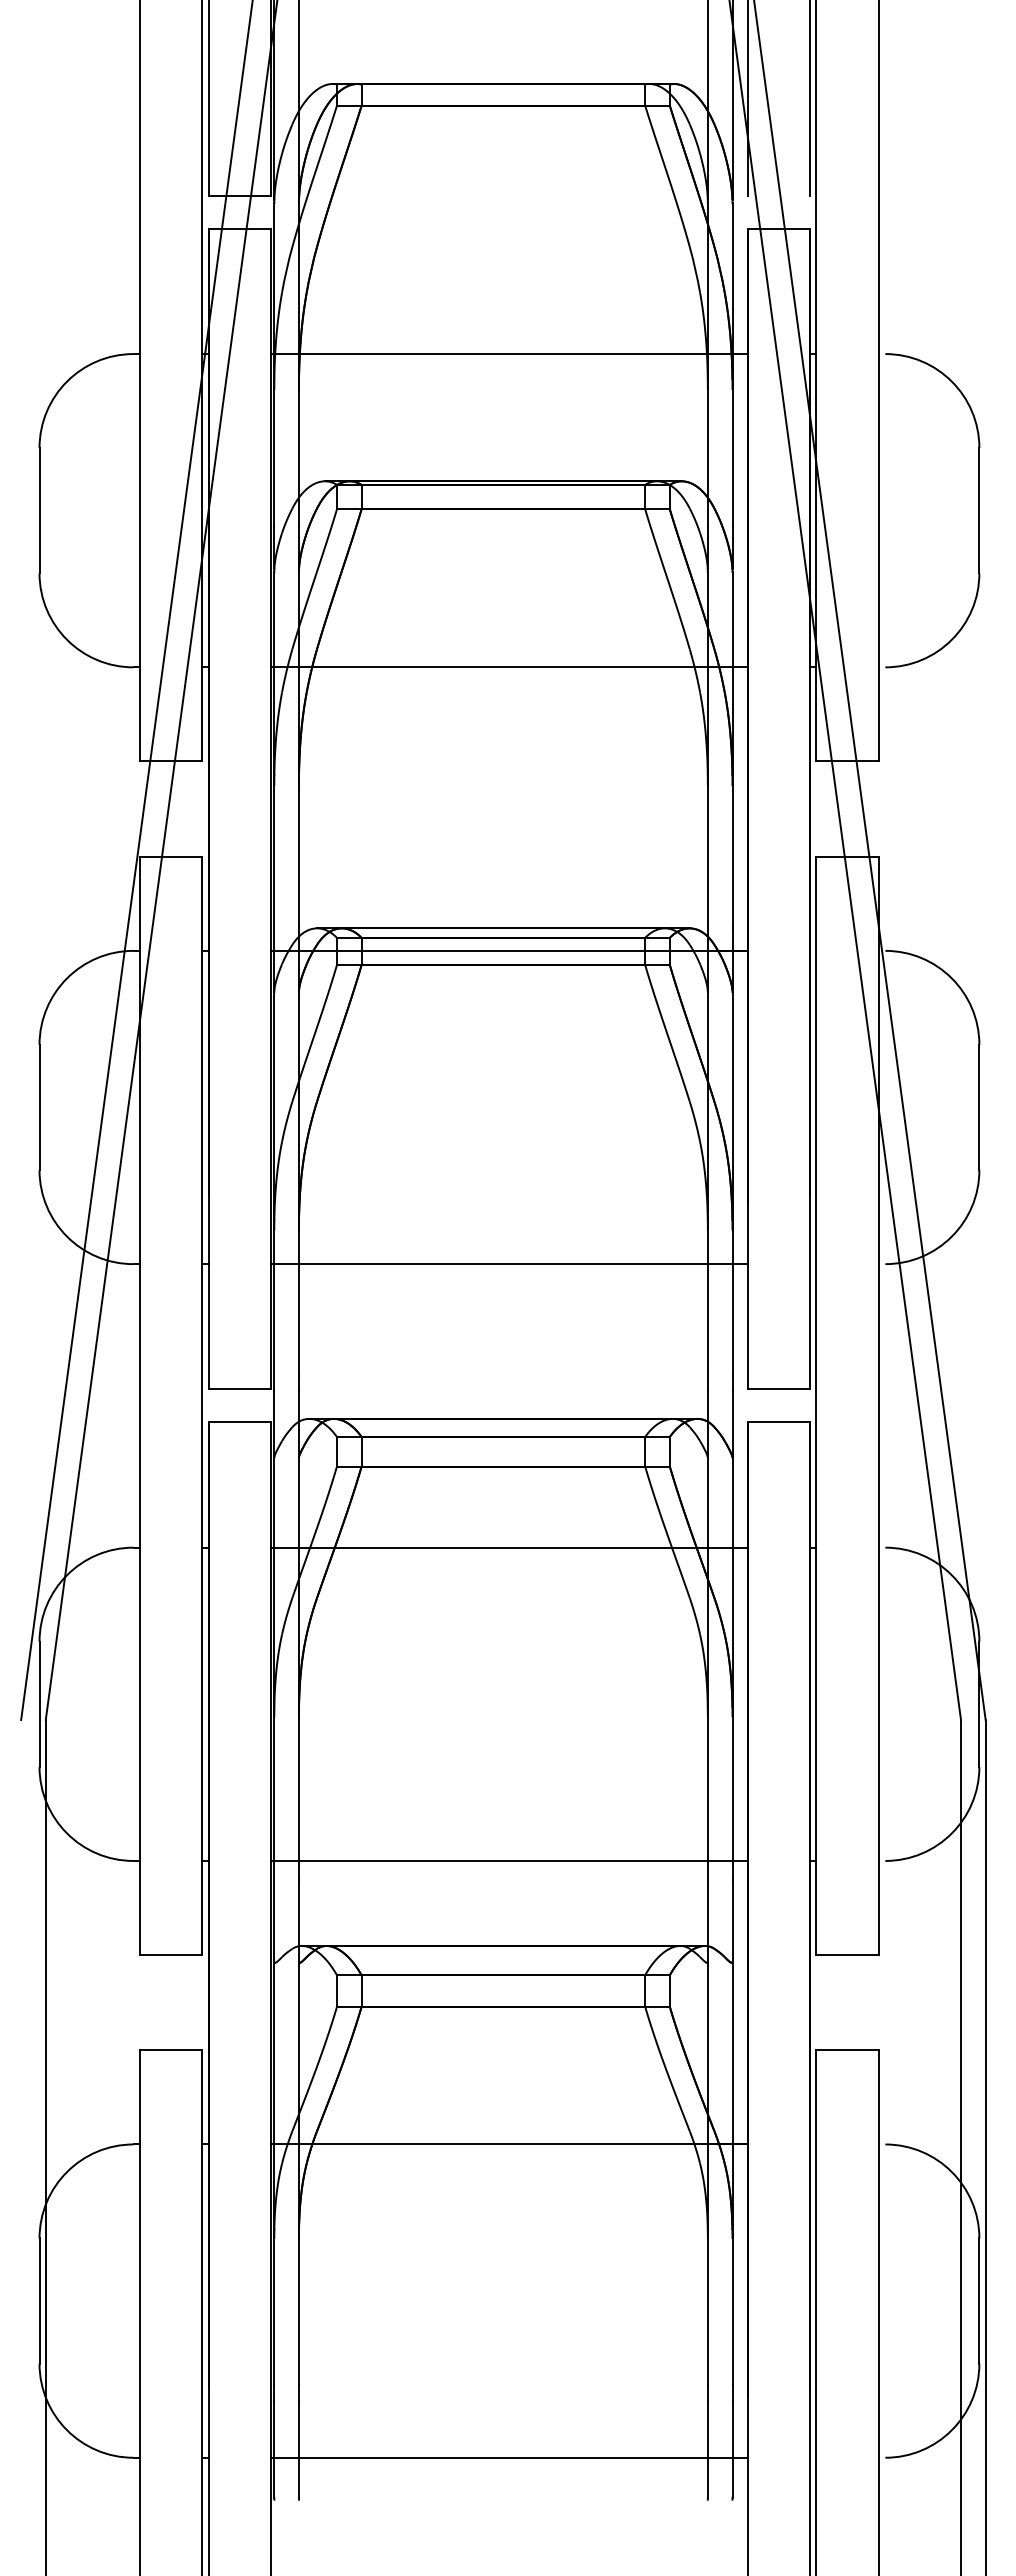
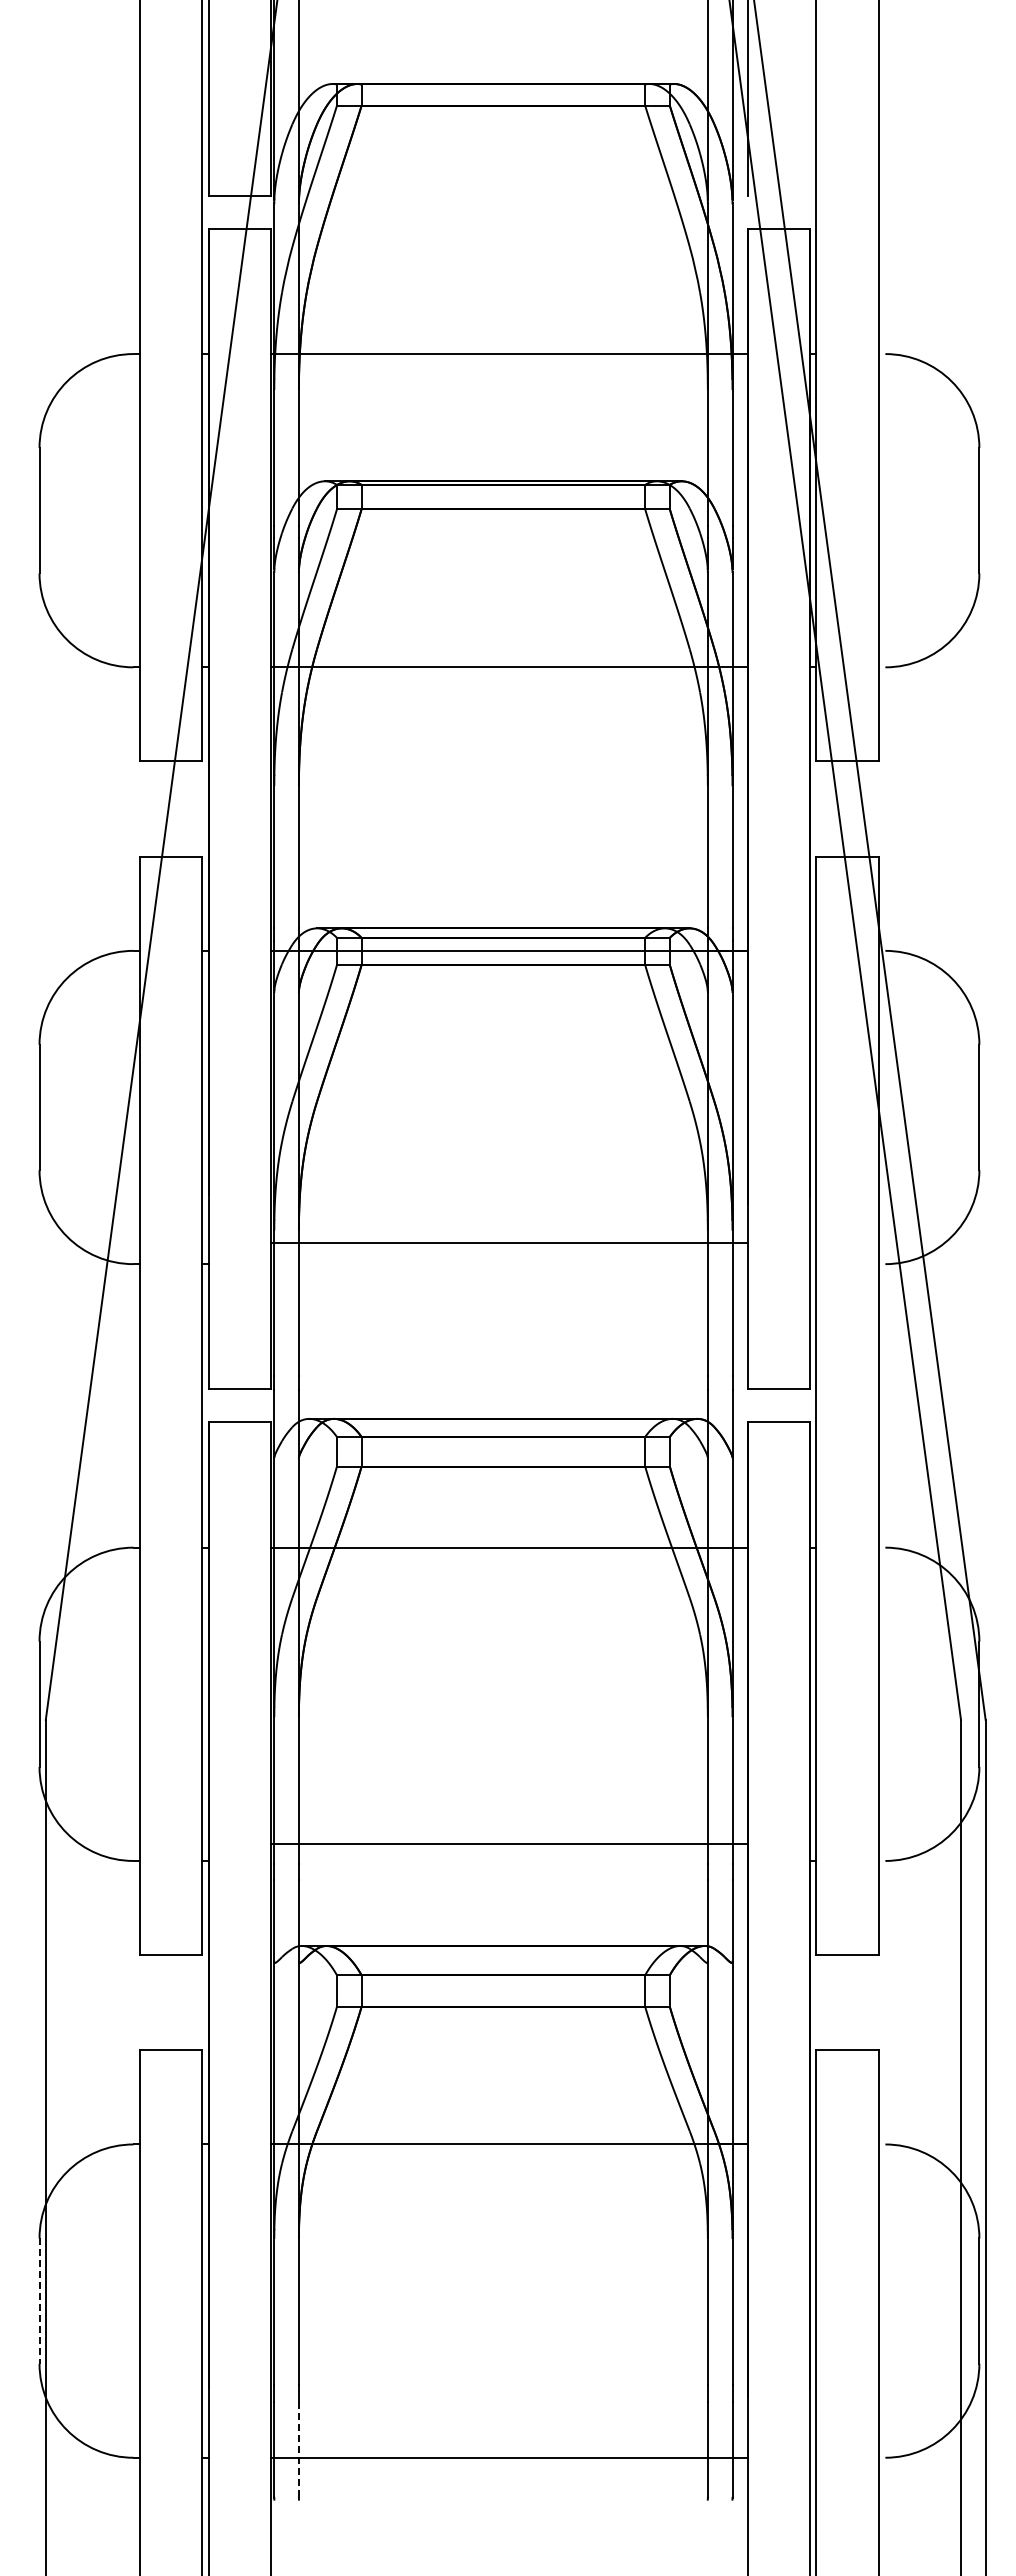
line: present -> none (810, 98)
line: present -> none (136, 860)
line position: (509, 1264) -> (509, 1243) (509, 1243)
line position: (509, 1860) -> (509, 1843) (509, 1843)
line: solid -> dashed (39, 2301)
line: solid -> dashed (298, 2450)
